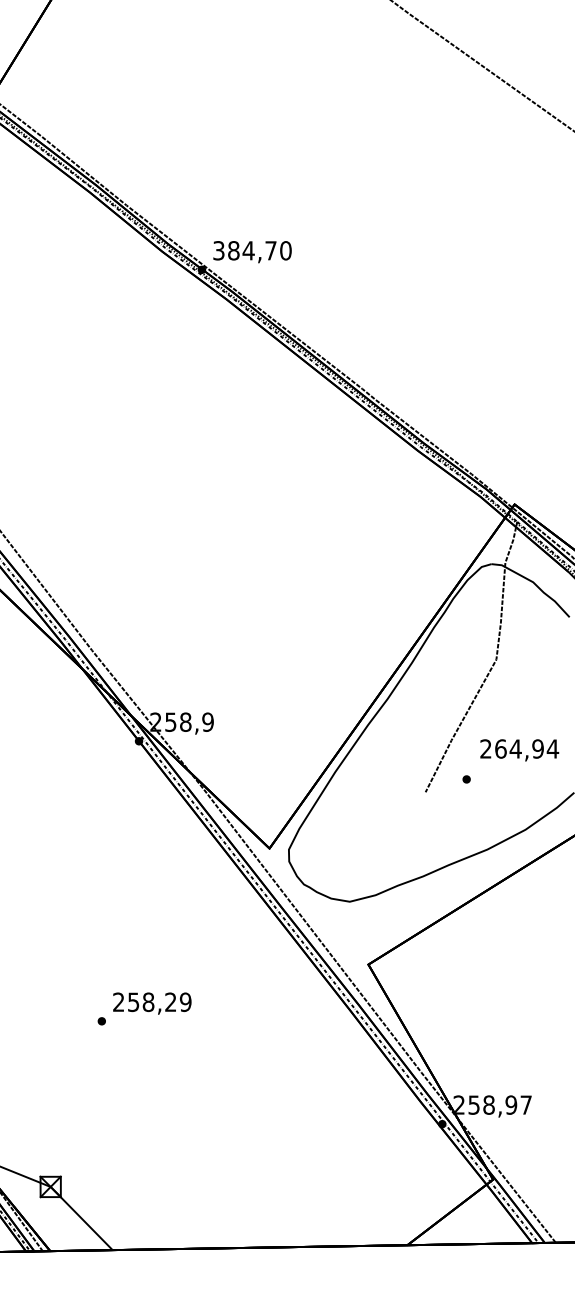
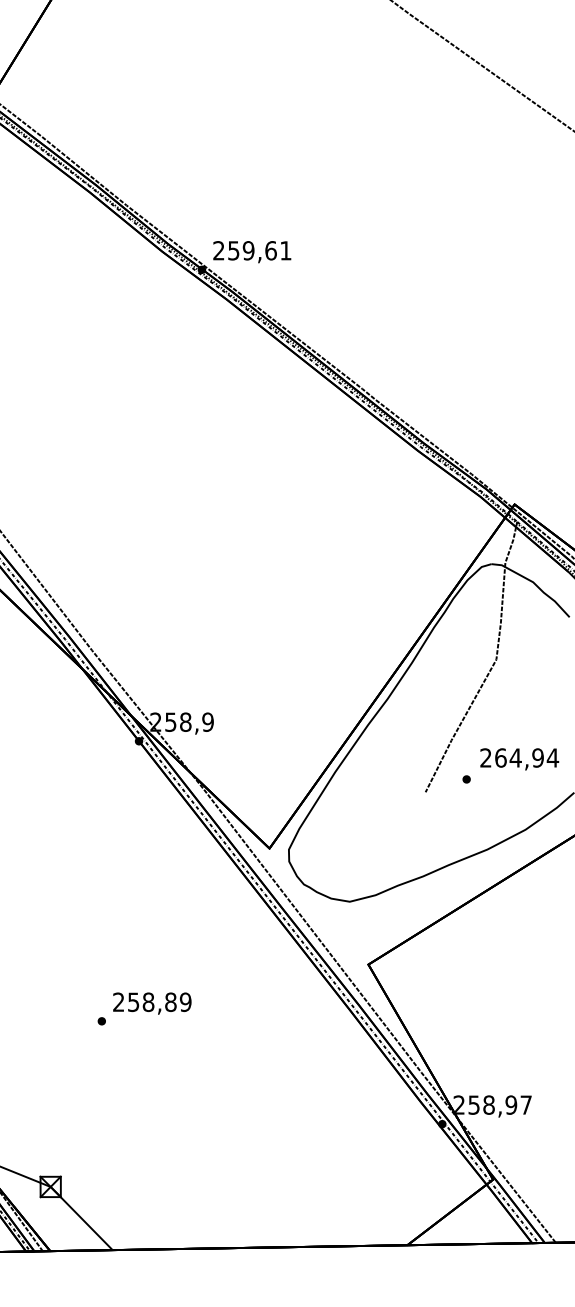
text: 384,70 -> 259,61 (252, 250)
text position: (519, 750) -> (519, 759) (519, 759)
text: 258,29 -> 258,89 (170, 1002)
